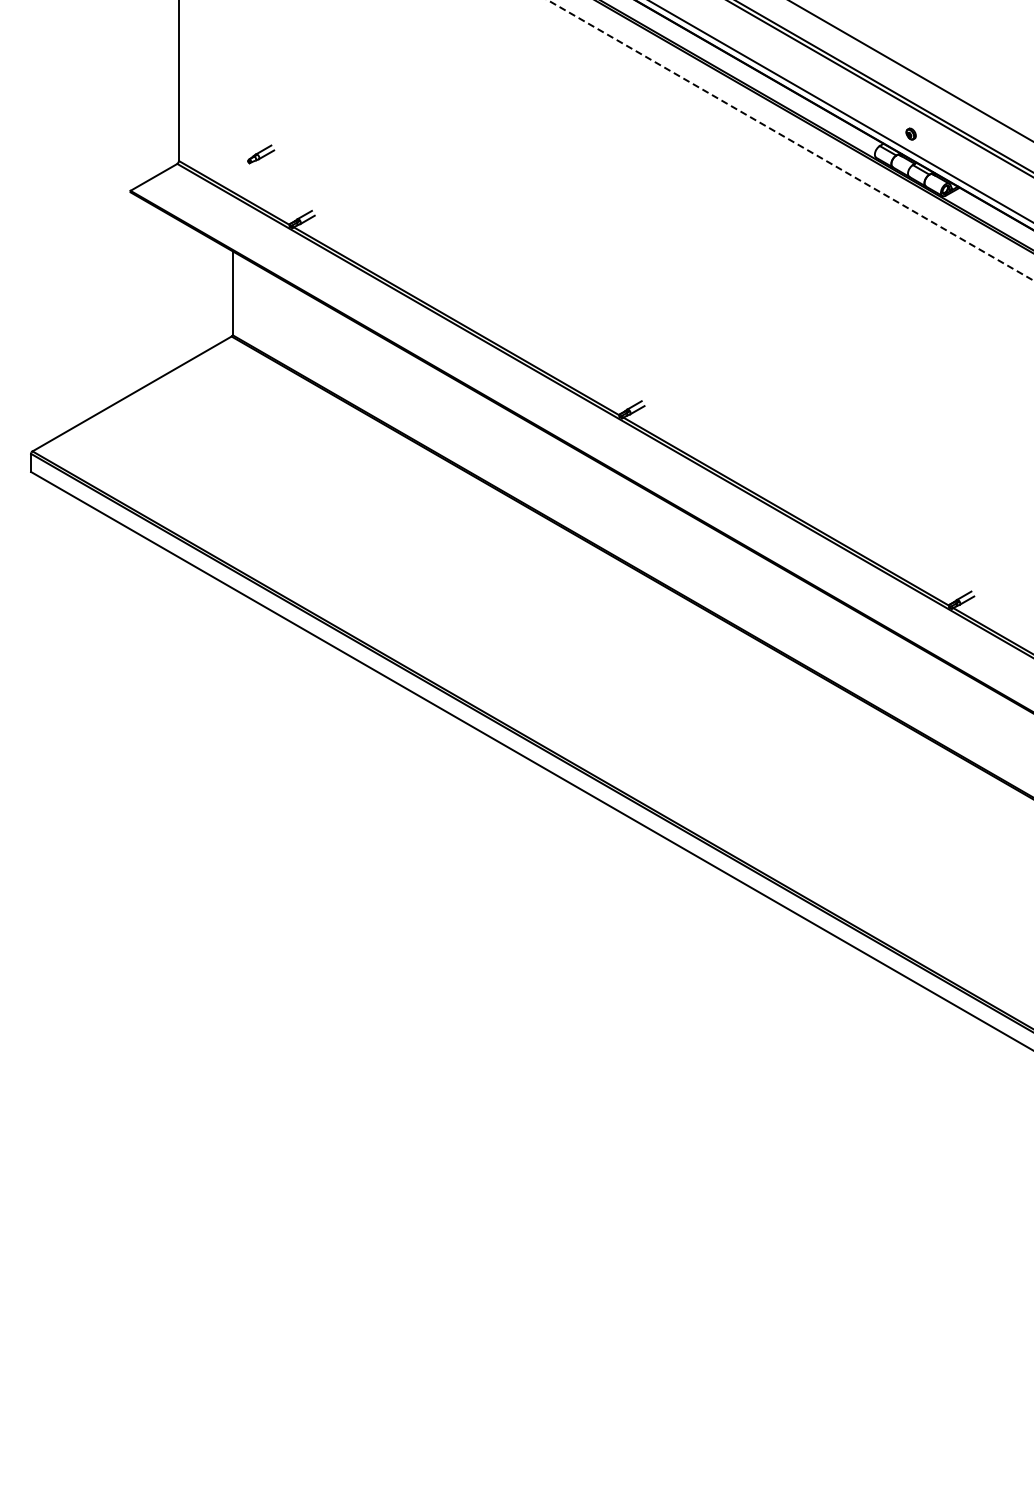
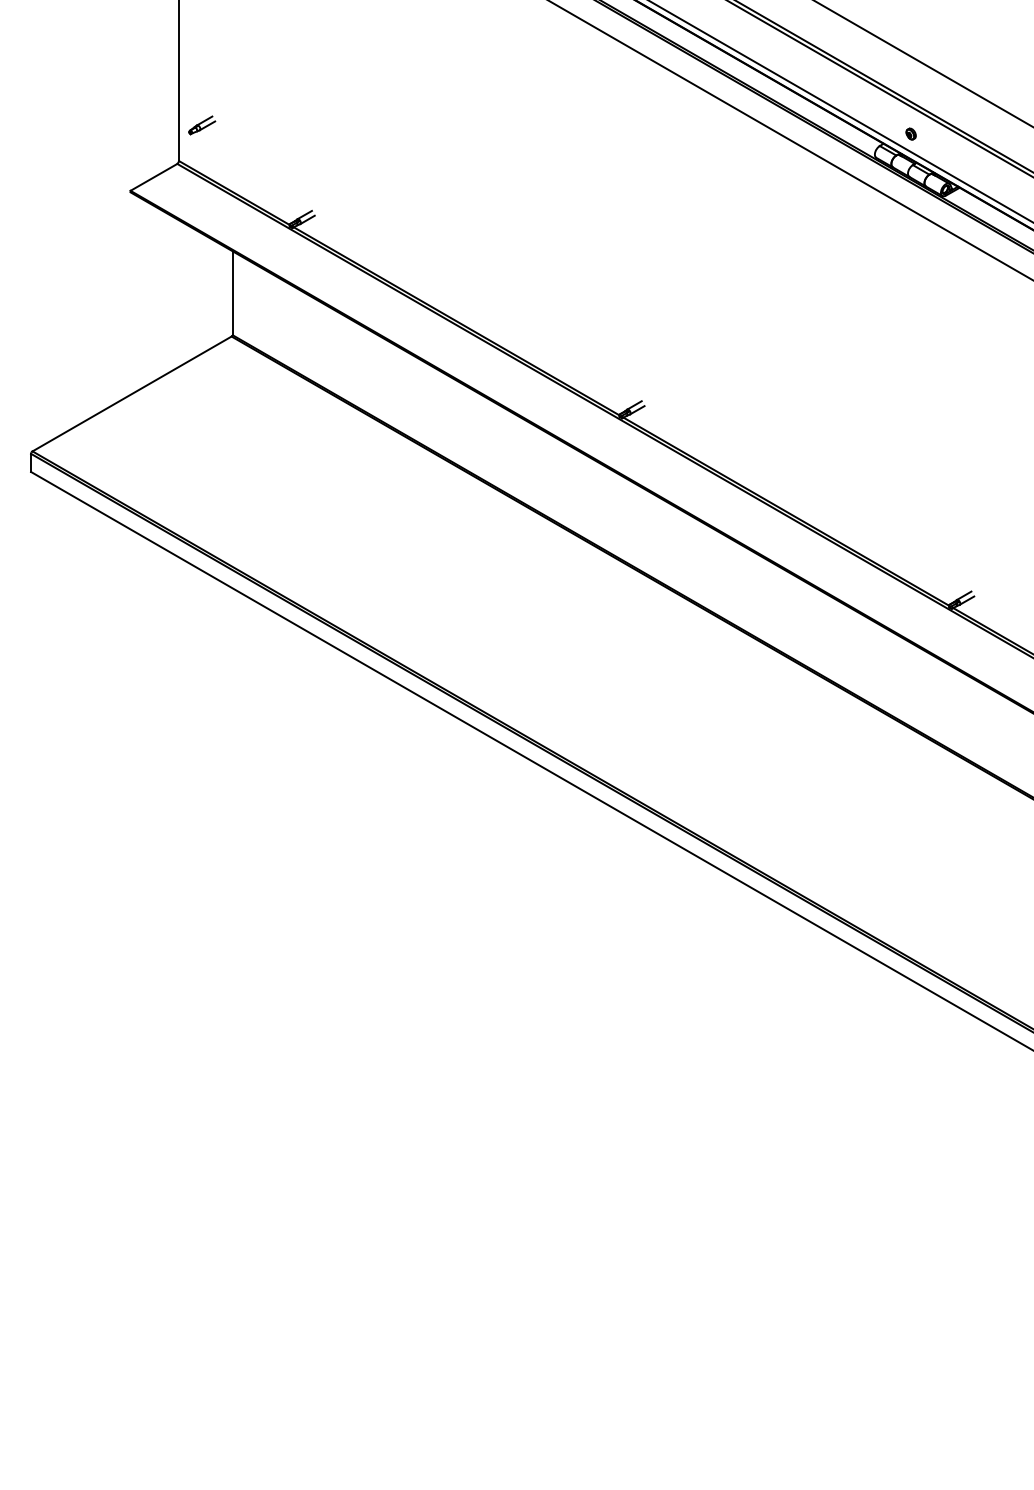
line position: (910, 71) -> (923, 63) (923, 63)
line: dashed -> solid (790, 140)
part position: (261, 154) -> (202, 125) (202, 125)
